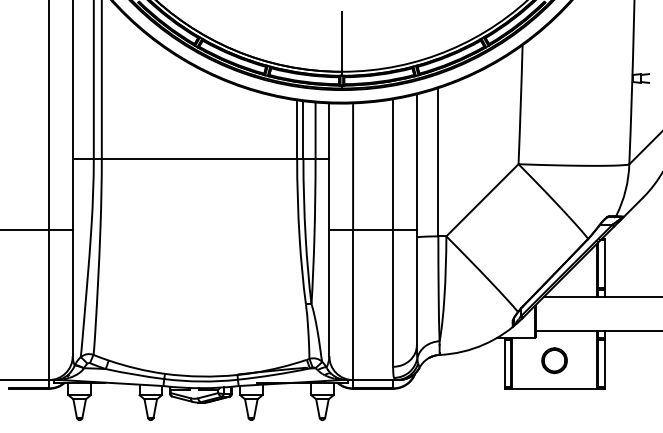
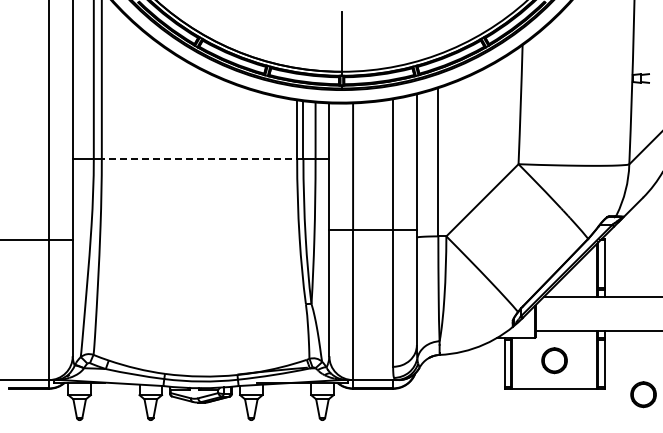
line: solid -> dashed (202, 158)
line position: (37, 229) -> (37, 239) (37, 239)
part: none -> present (643, 394)
